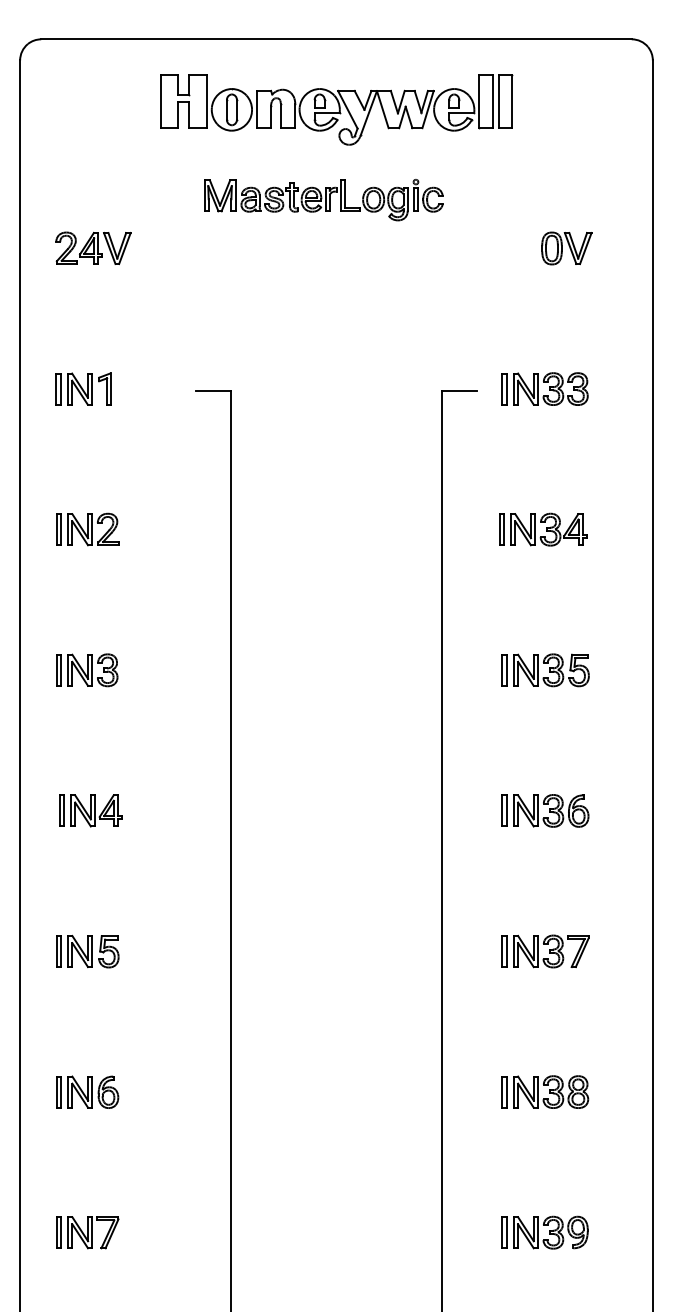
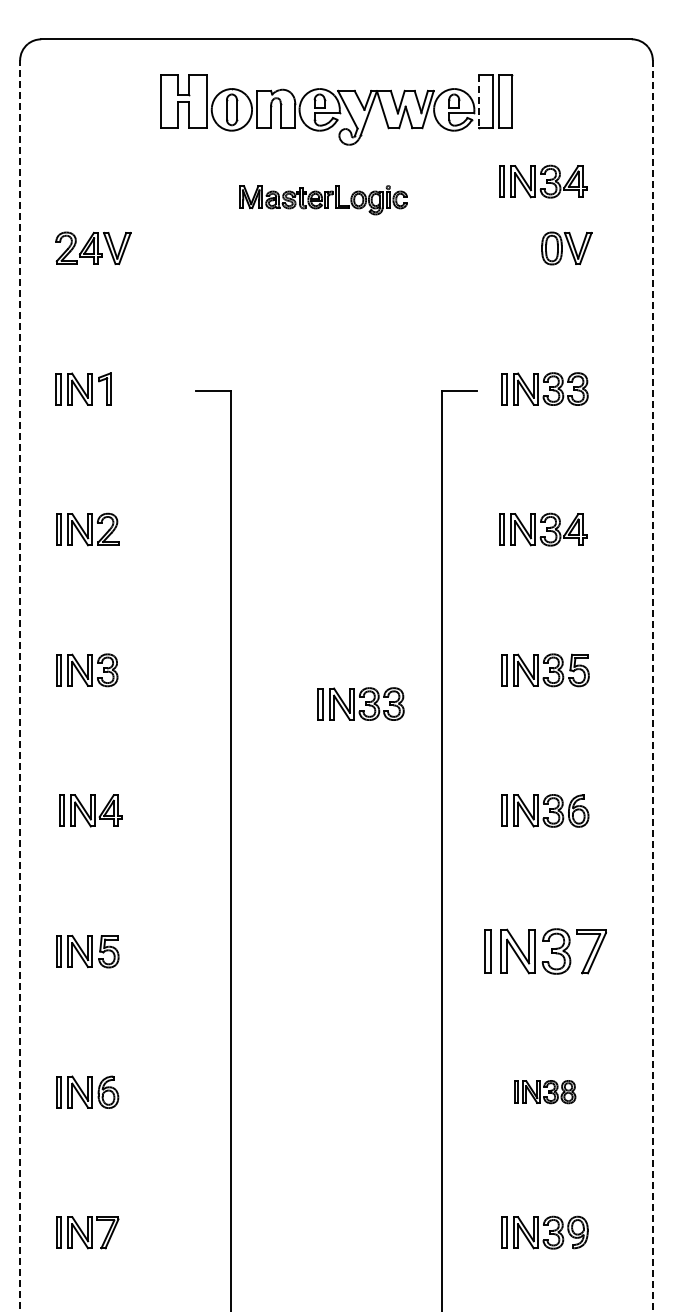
line: solid -> dashed (479, 101)
part: none -> present (543, 181)
part size: 240x43 px -> 169x31 px (323, 200)
line: solid -> dashed (20, 685)
line: solid -> dashed (652, 686)
part: none -> present (360, 703)
part size: 89x35 px -> 123x47 px (545, 951)
part size: 89x34 px -> 63x25 px (545, 1092)
